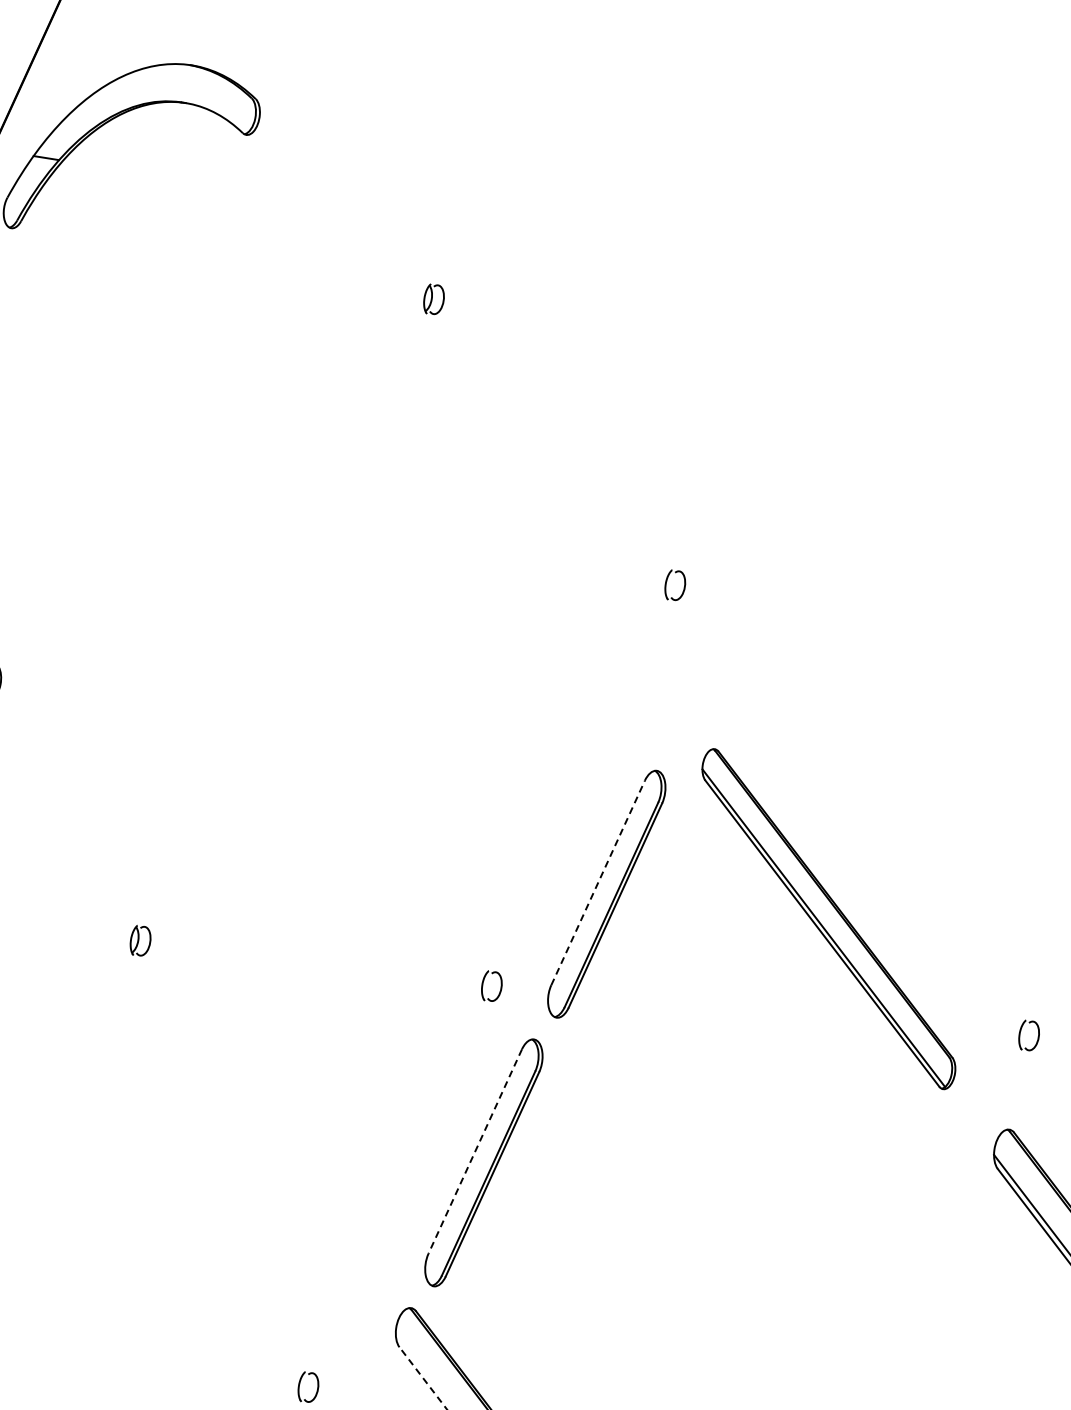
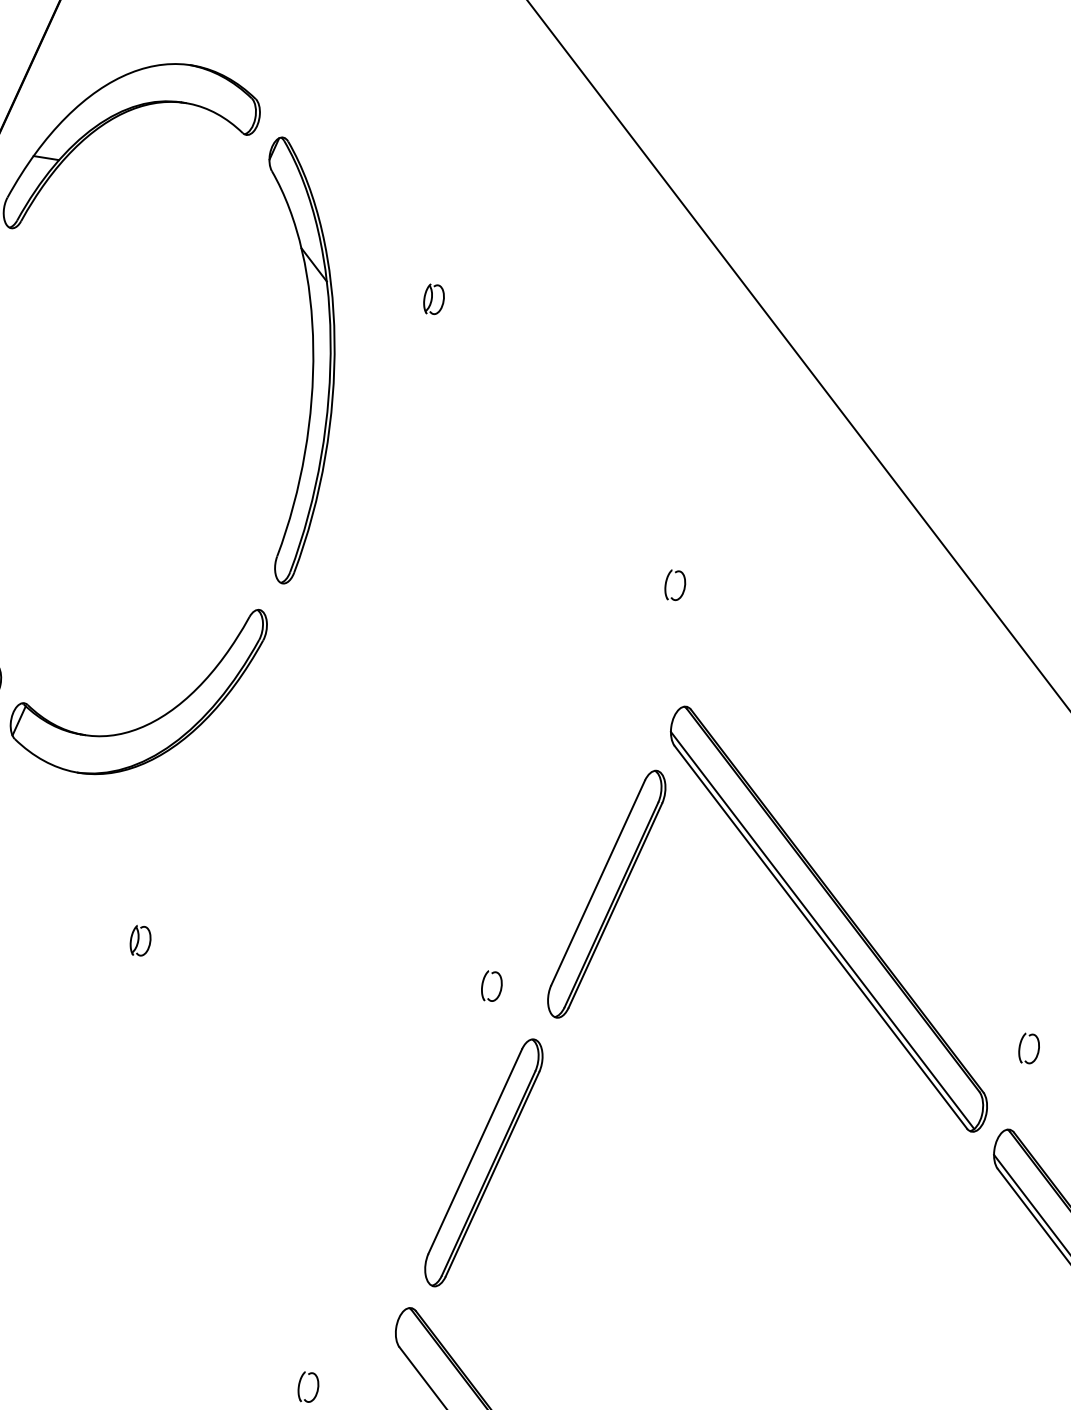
line: none -> present (797, 354)
part: none -> present (312, 360)
part: none -> present (153, 720)
line: dashed -> solid (598, 882)
part size: 256x343 px -> 319x428 px (828, 918)
part position: (1020, 1035) -> (1020, 1048) (1020, 1048)
line: dashed -> solid (475, 1152)
line: dashed -> solid (423, 1378)
